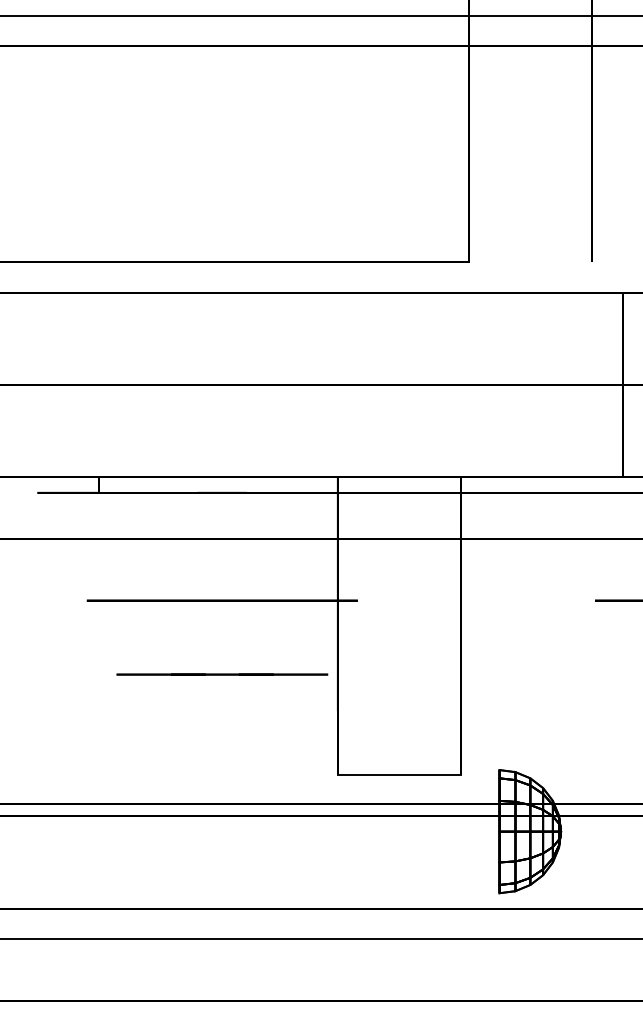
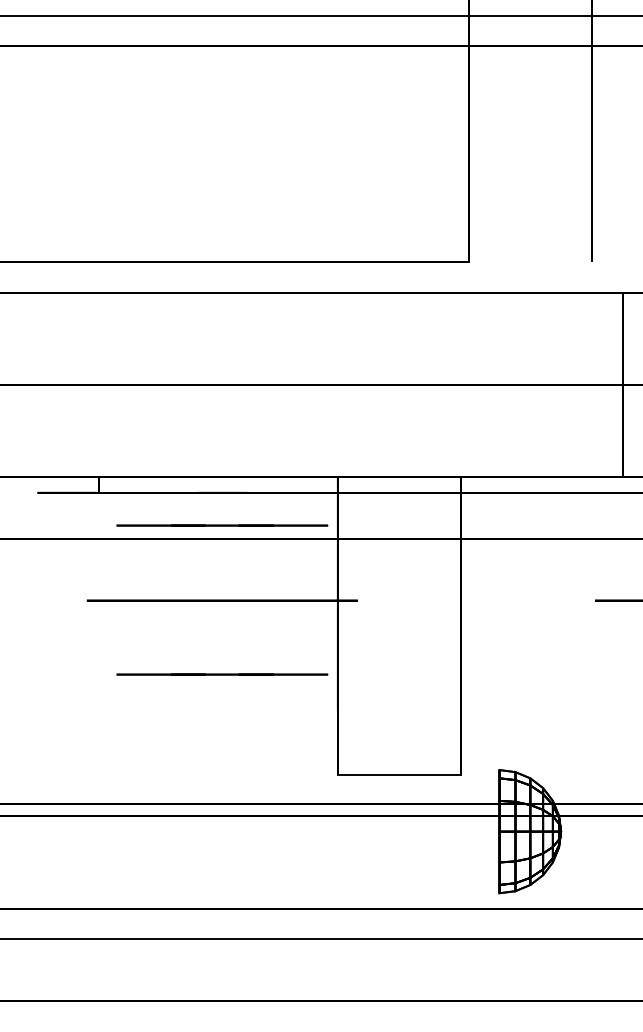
line: none -> present (222, 525)
